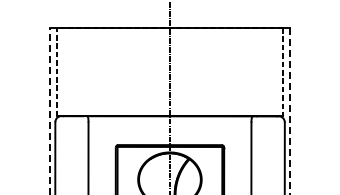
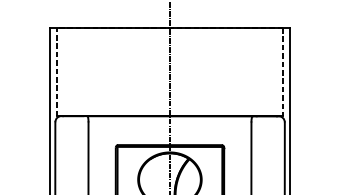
line: dashed -> solid (49, 110)
line: dashed -> solid (290, 111)
